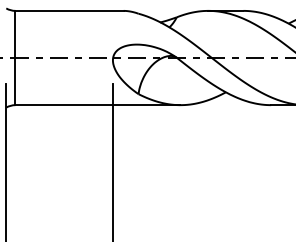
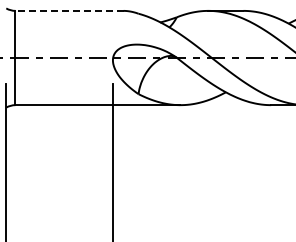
line: solid -> dashed (69, 10)
